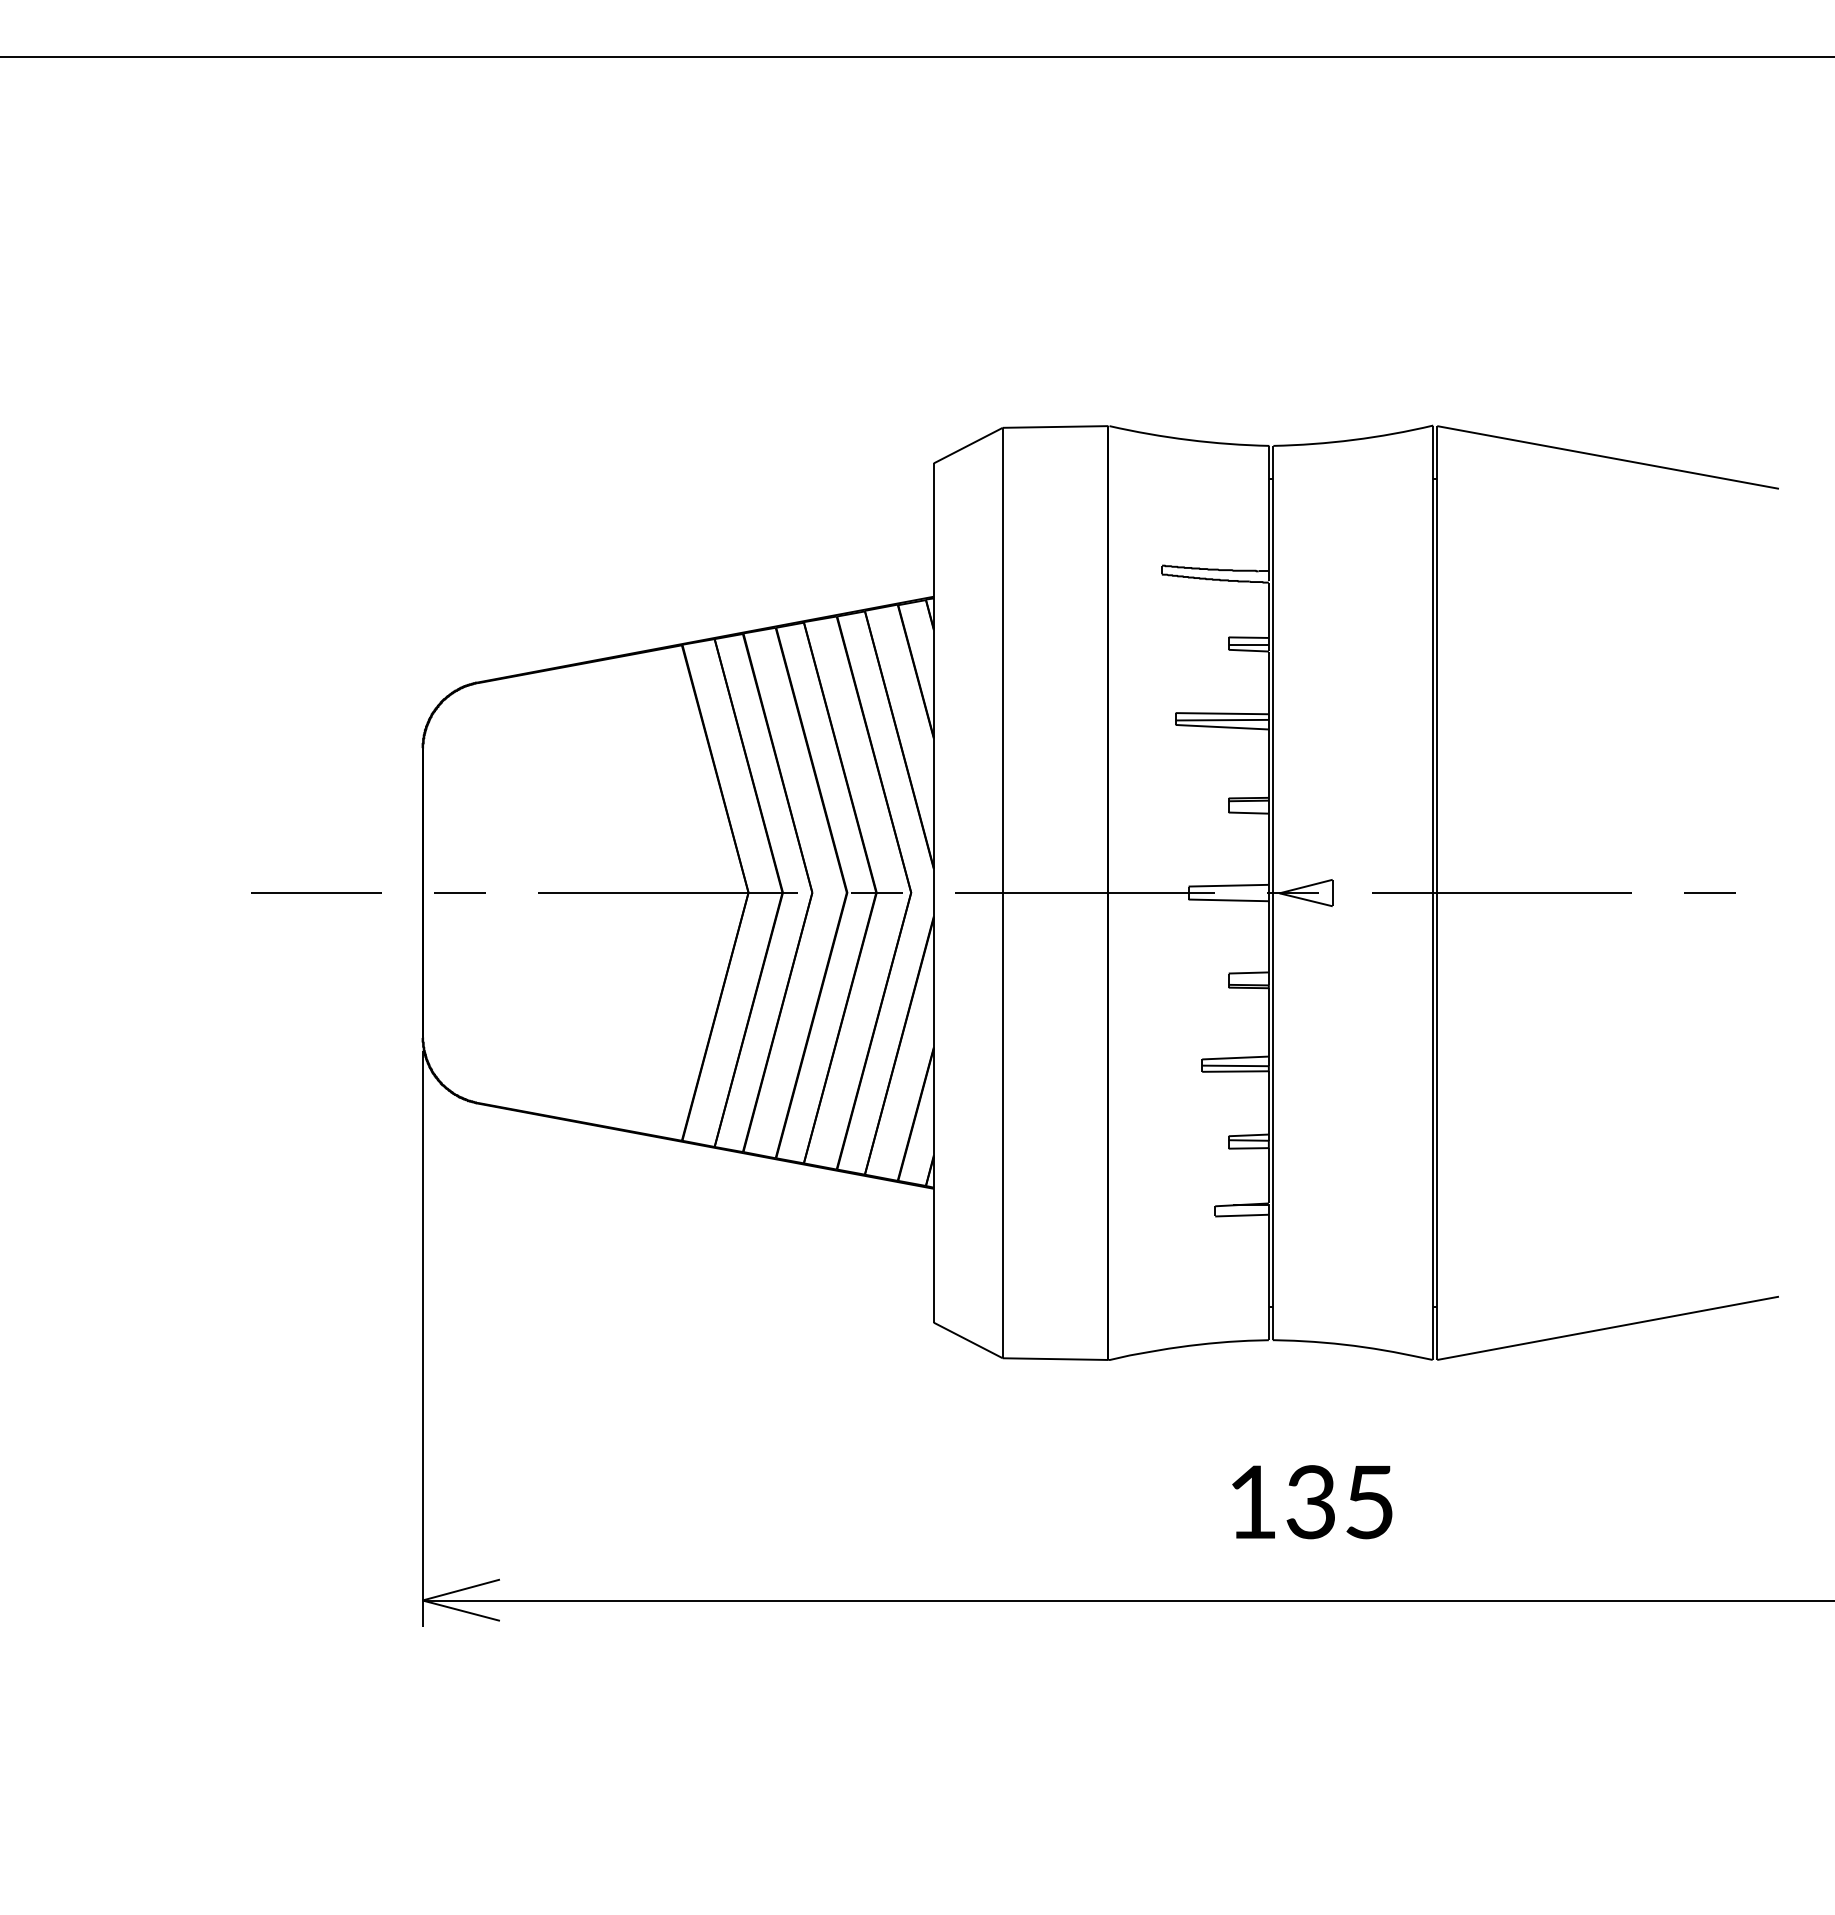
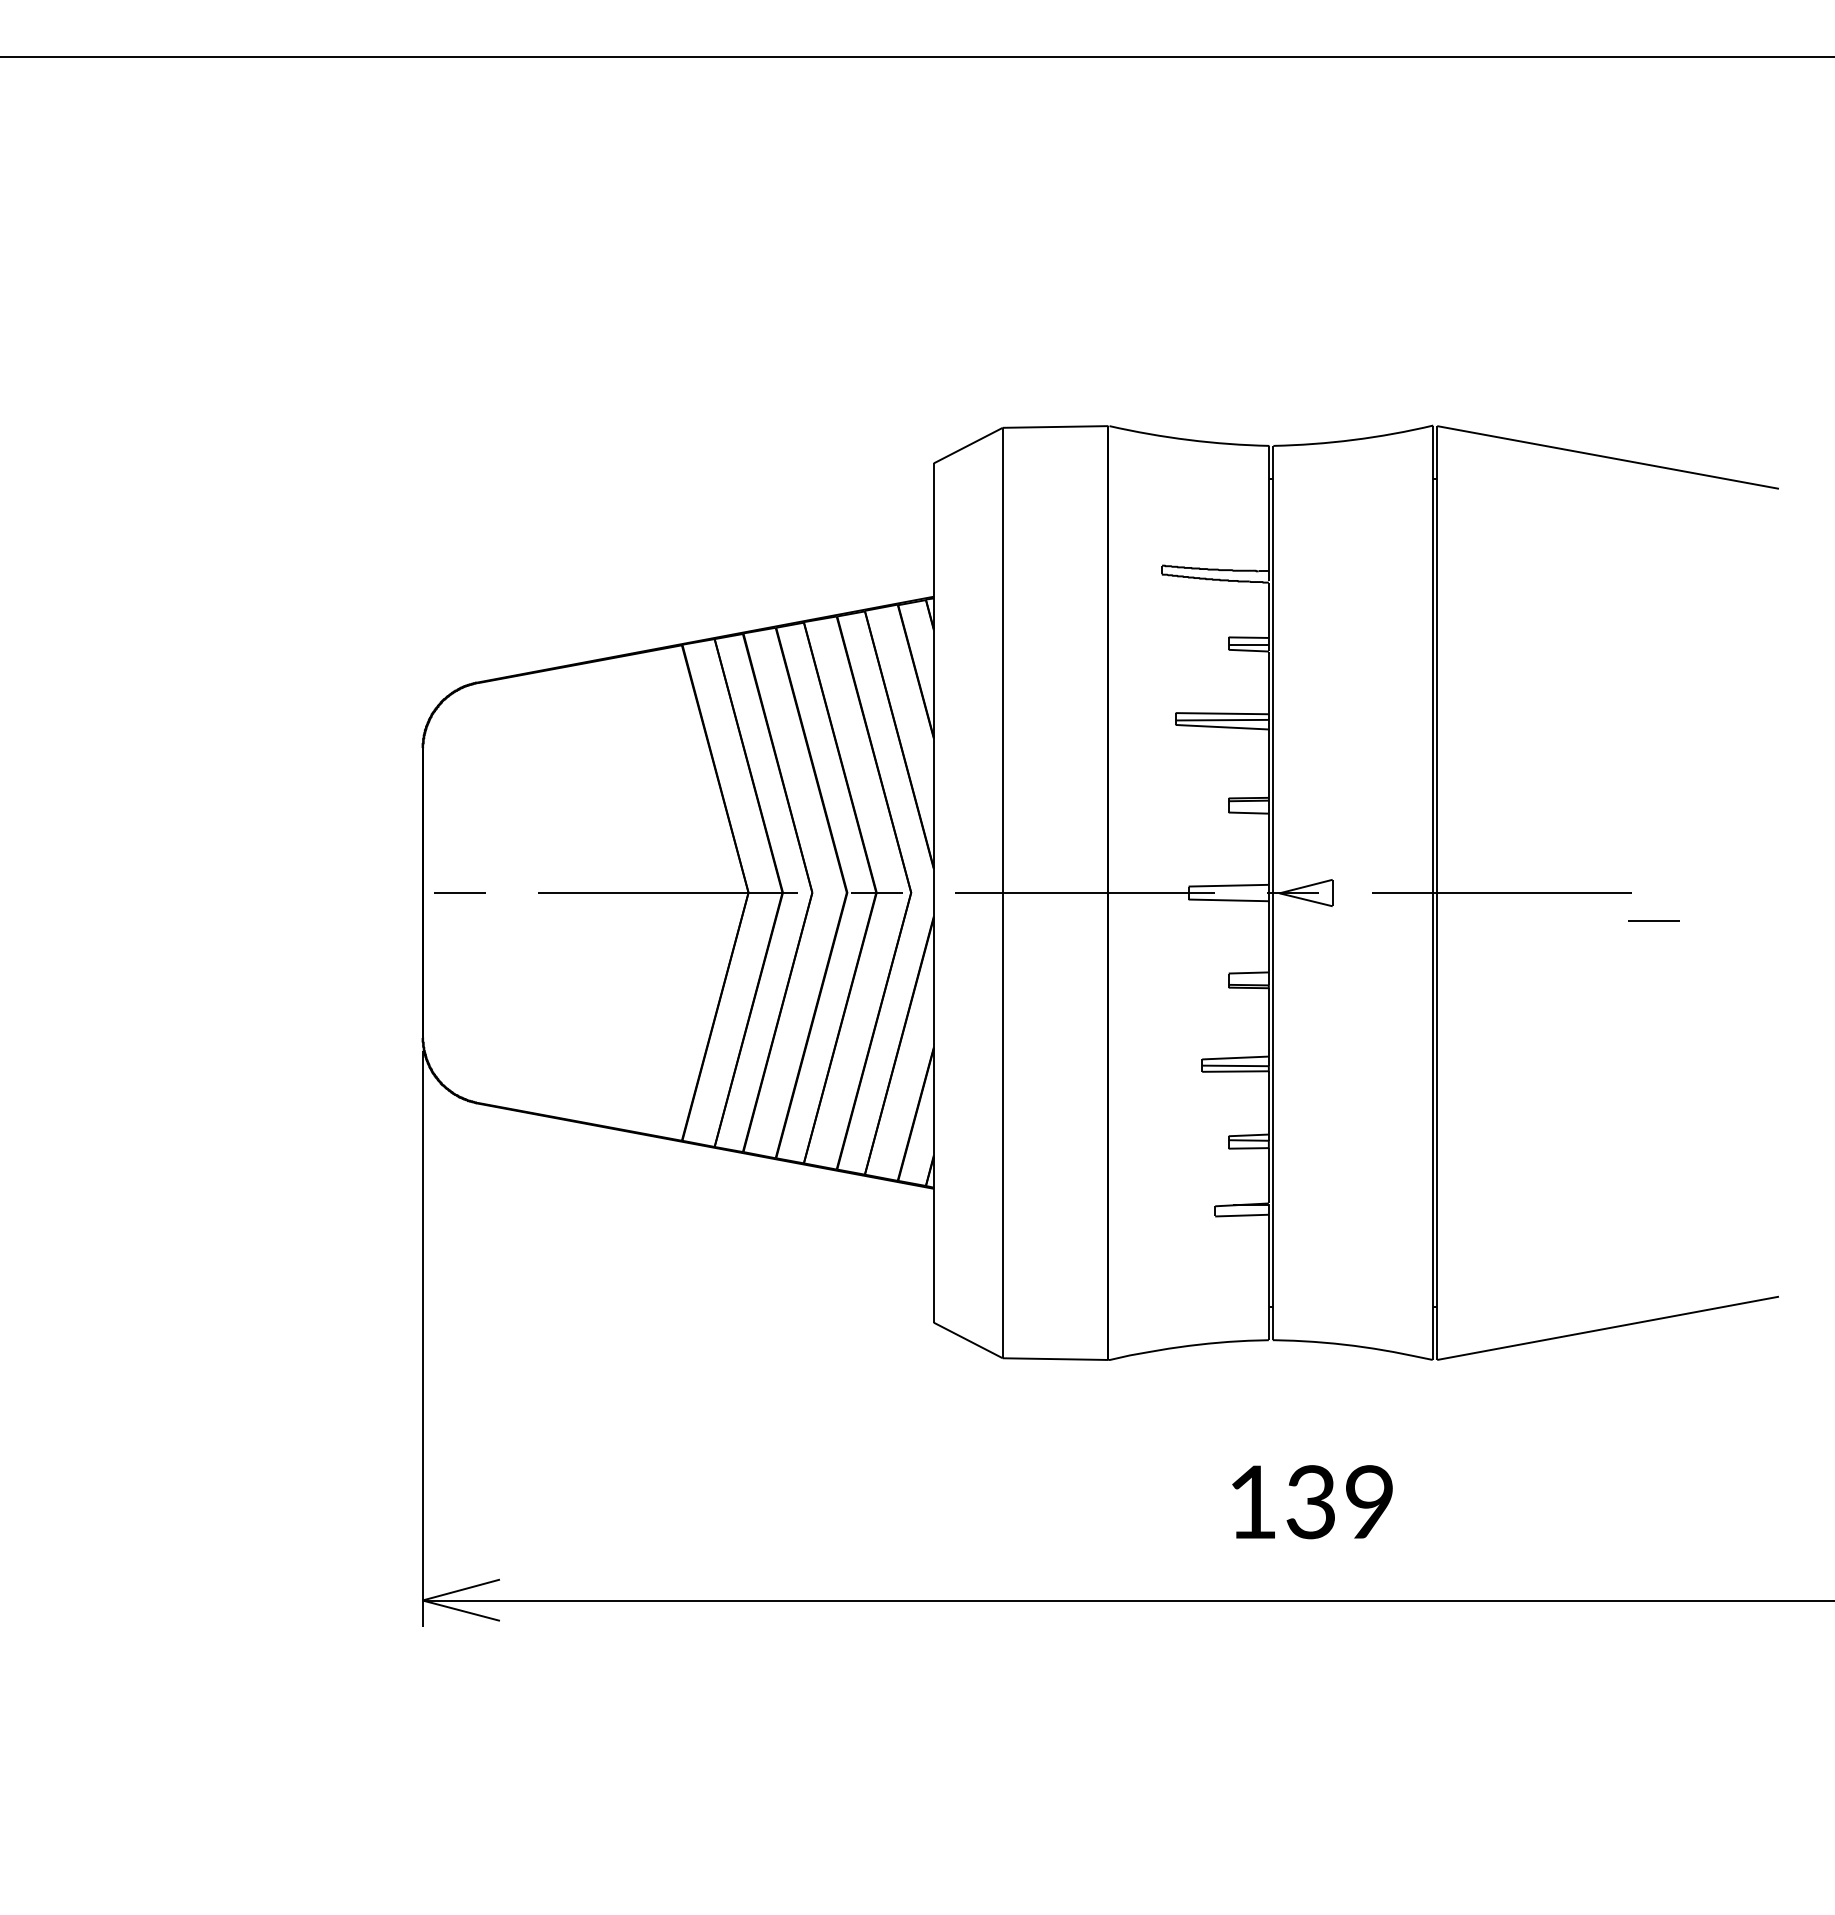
line: present -> none (316, 892)
line position: (1709, 892) -> (1653, 920) (1653, 920)
text: 135 -> 139 (1369, 1502)
